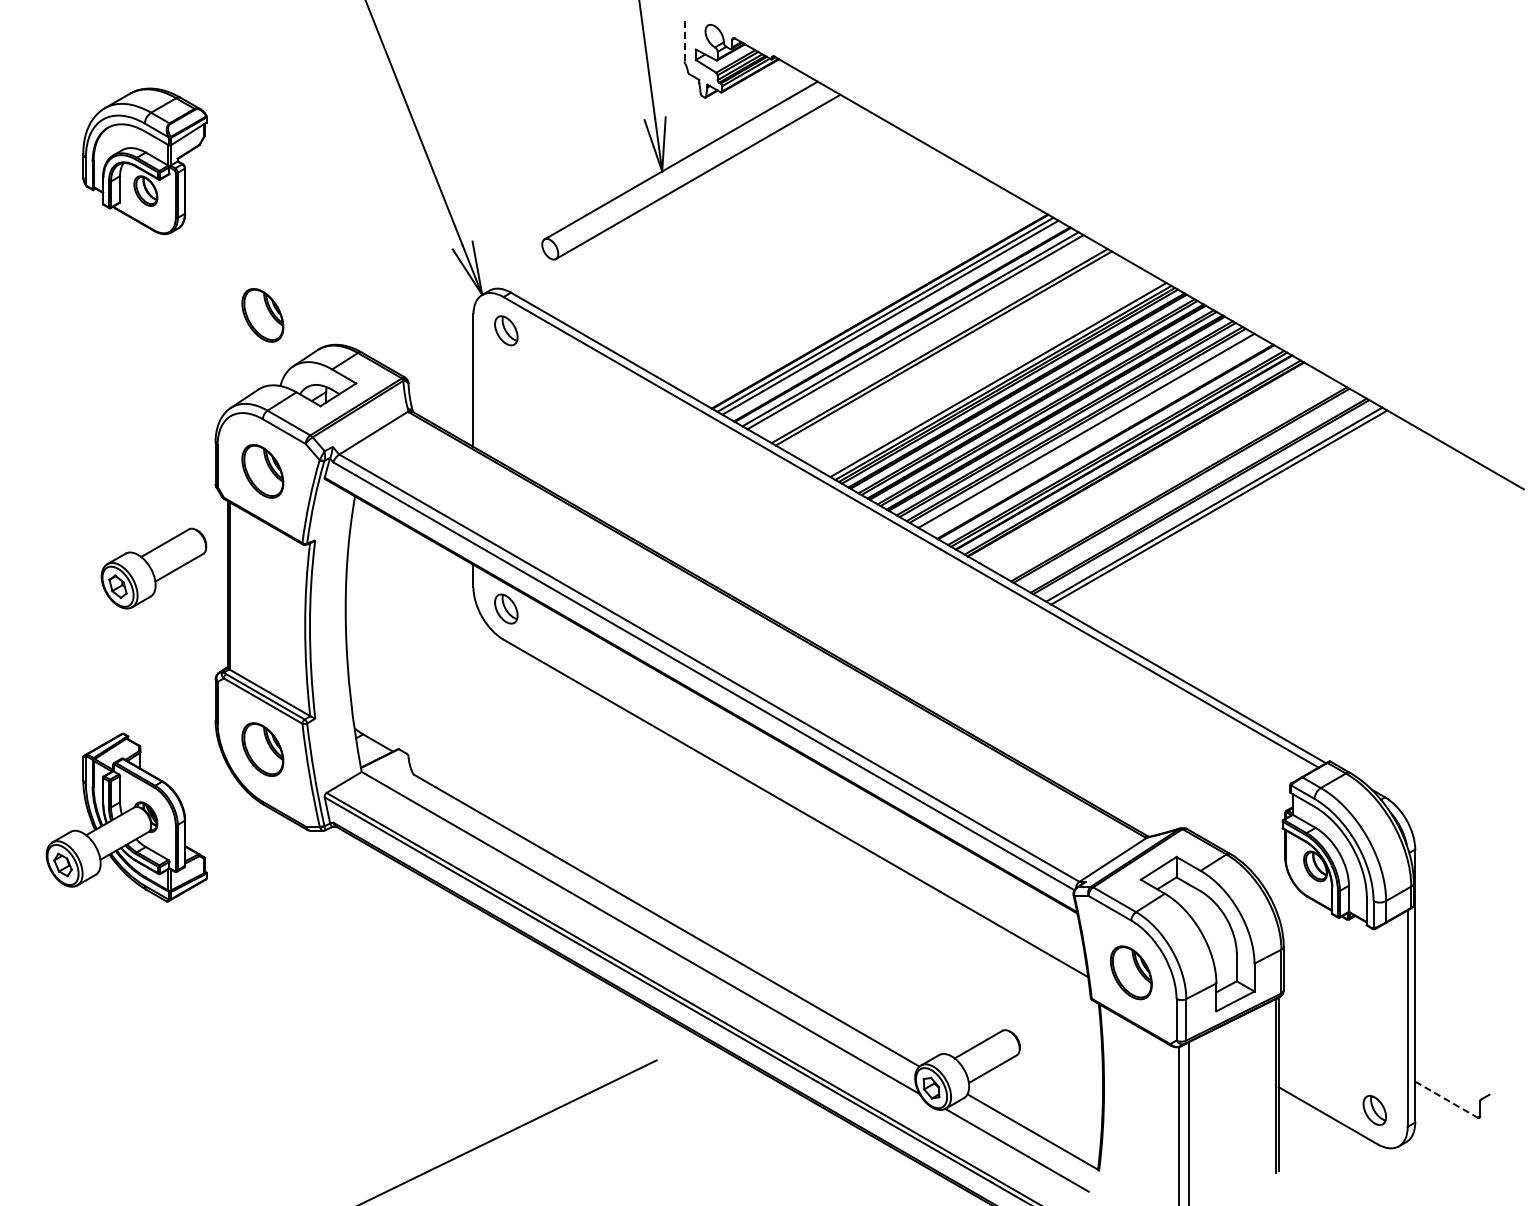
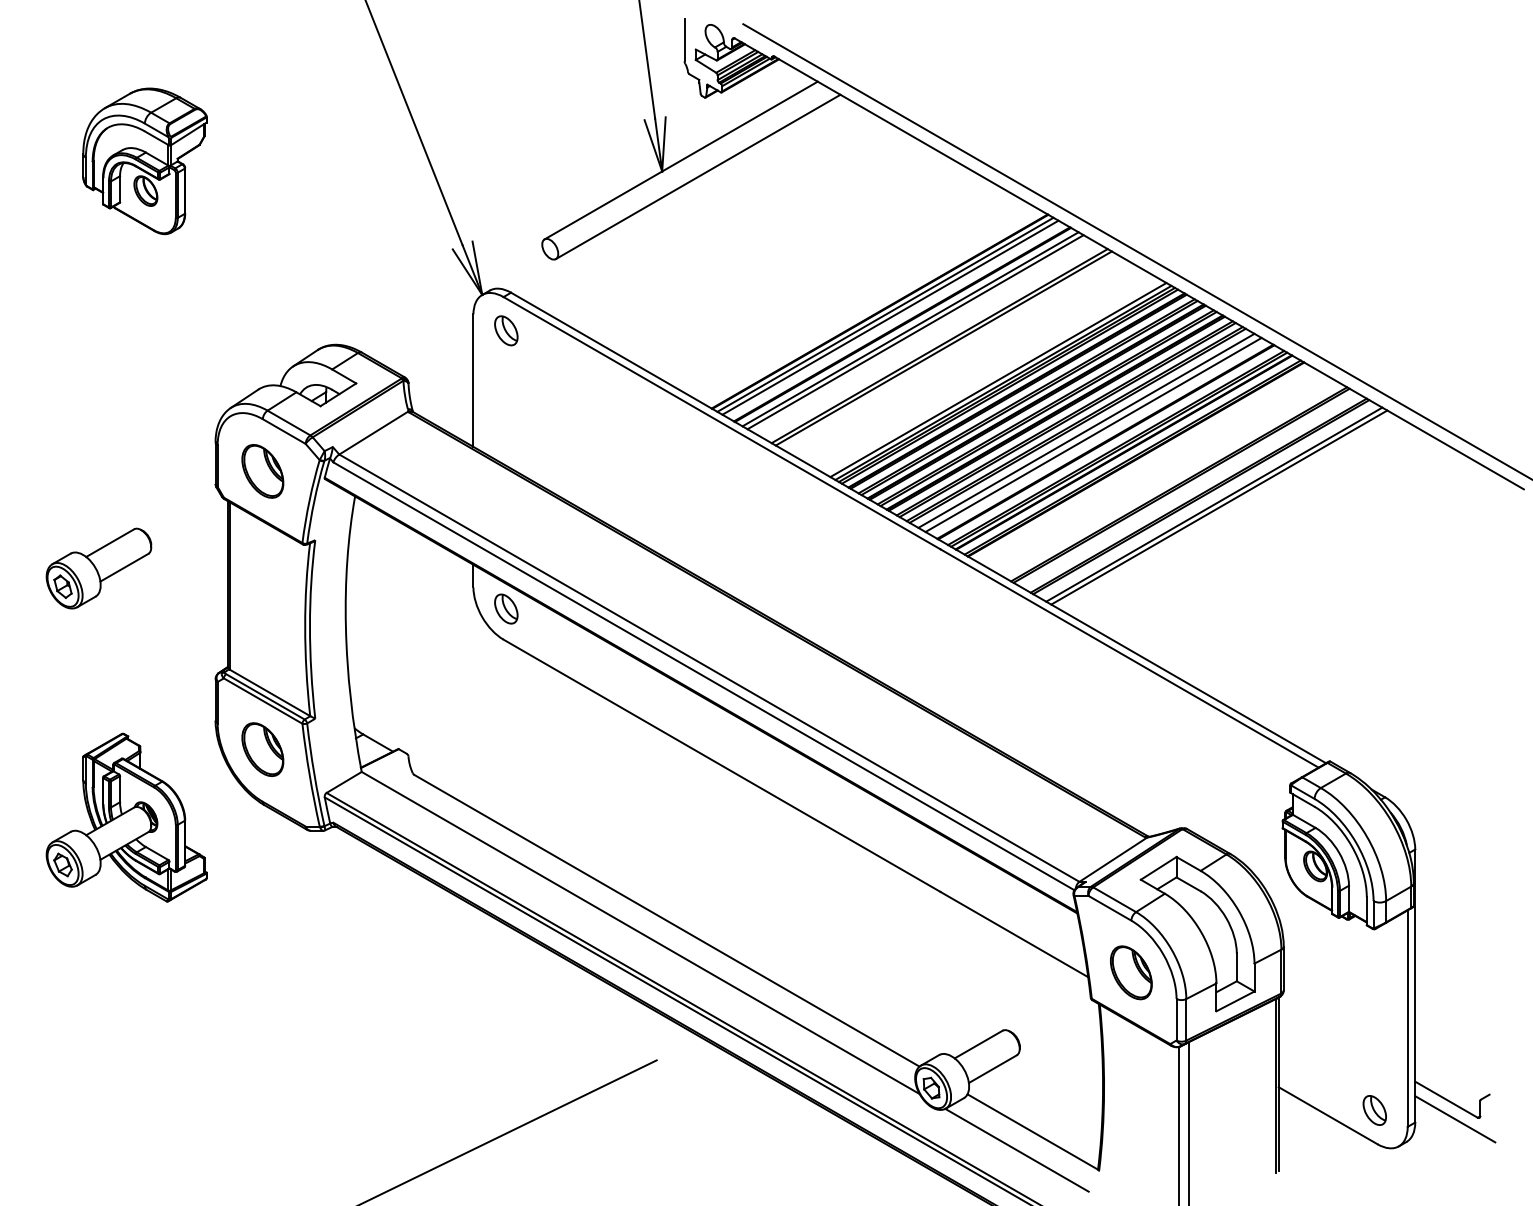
line: dashed -> solid (684, 39)
line: none -> present (1136, 251)
part: present -> none (262, 315)
line: none -> present (1093, 434)
part position: (153, 568) -> (98, 568) (98, 568)
line: dashed -> solid (1446, 1099)
line: none -> present (1455, 1119)
